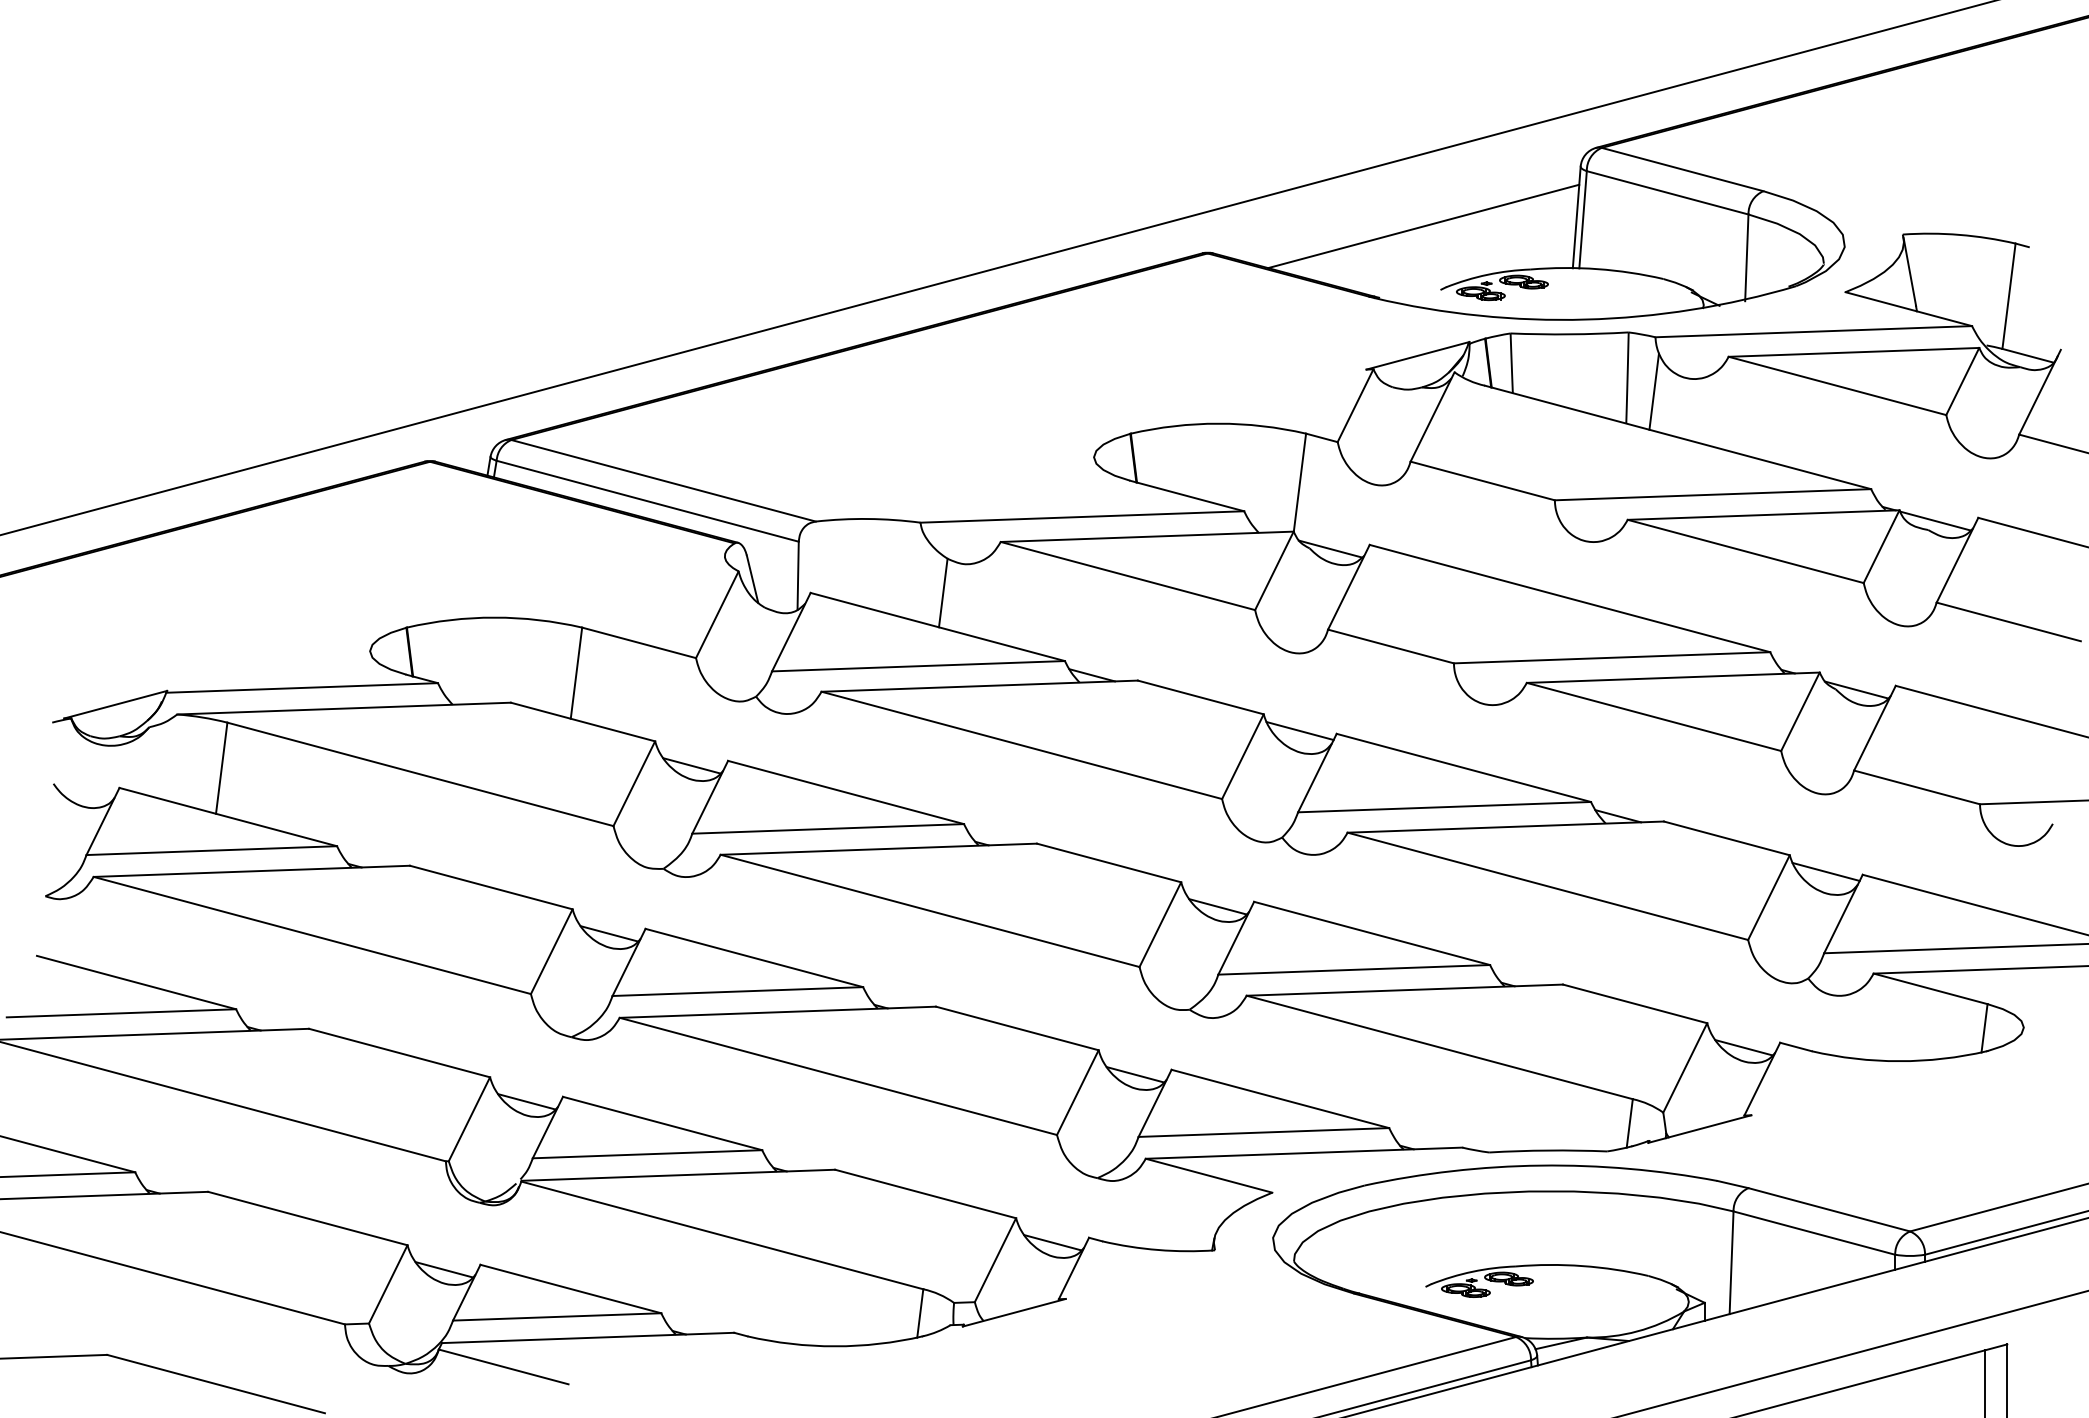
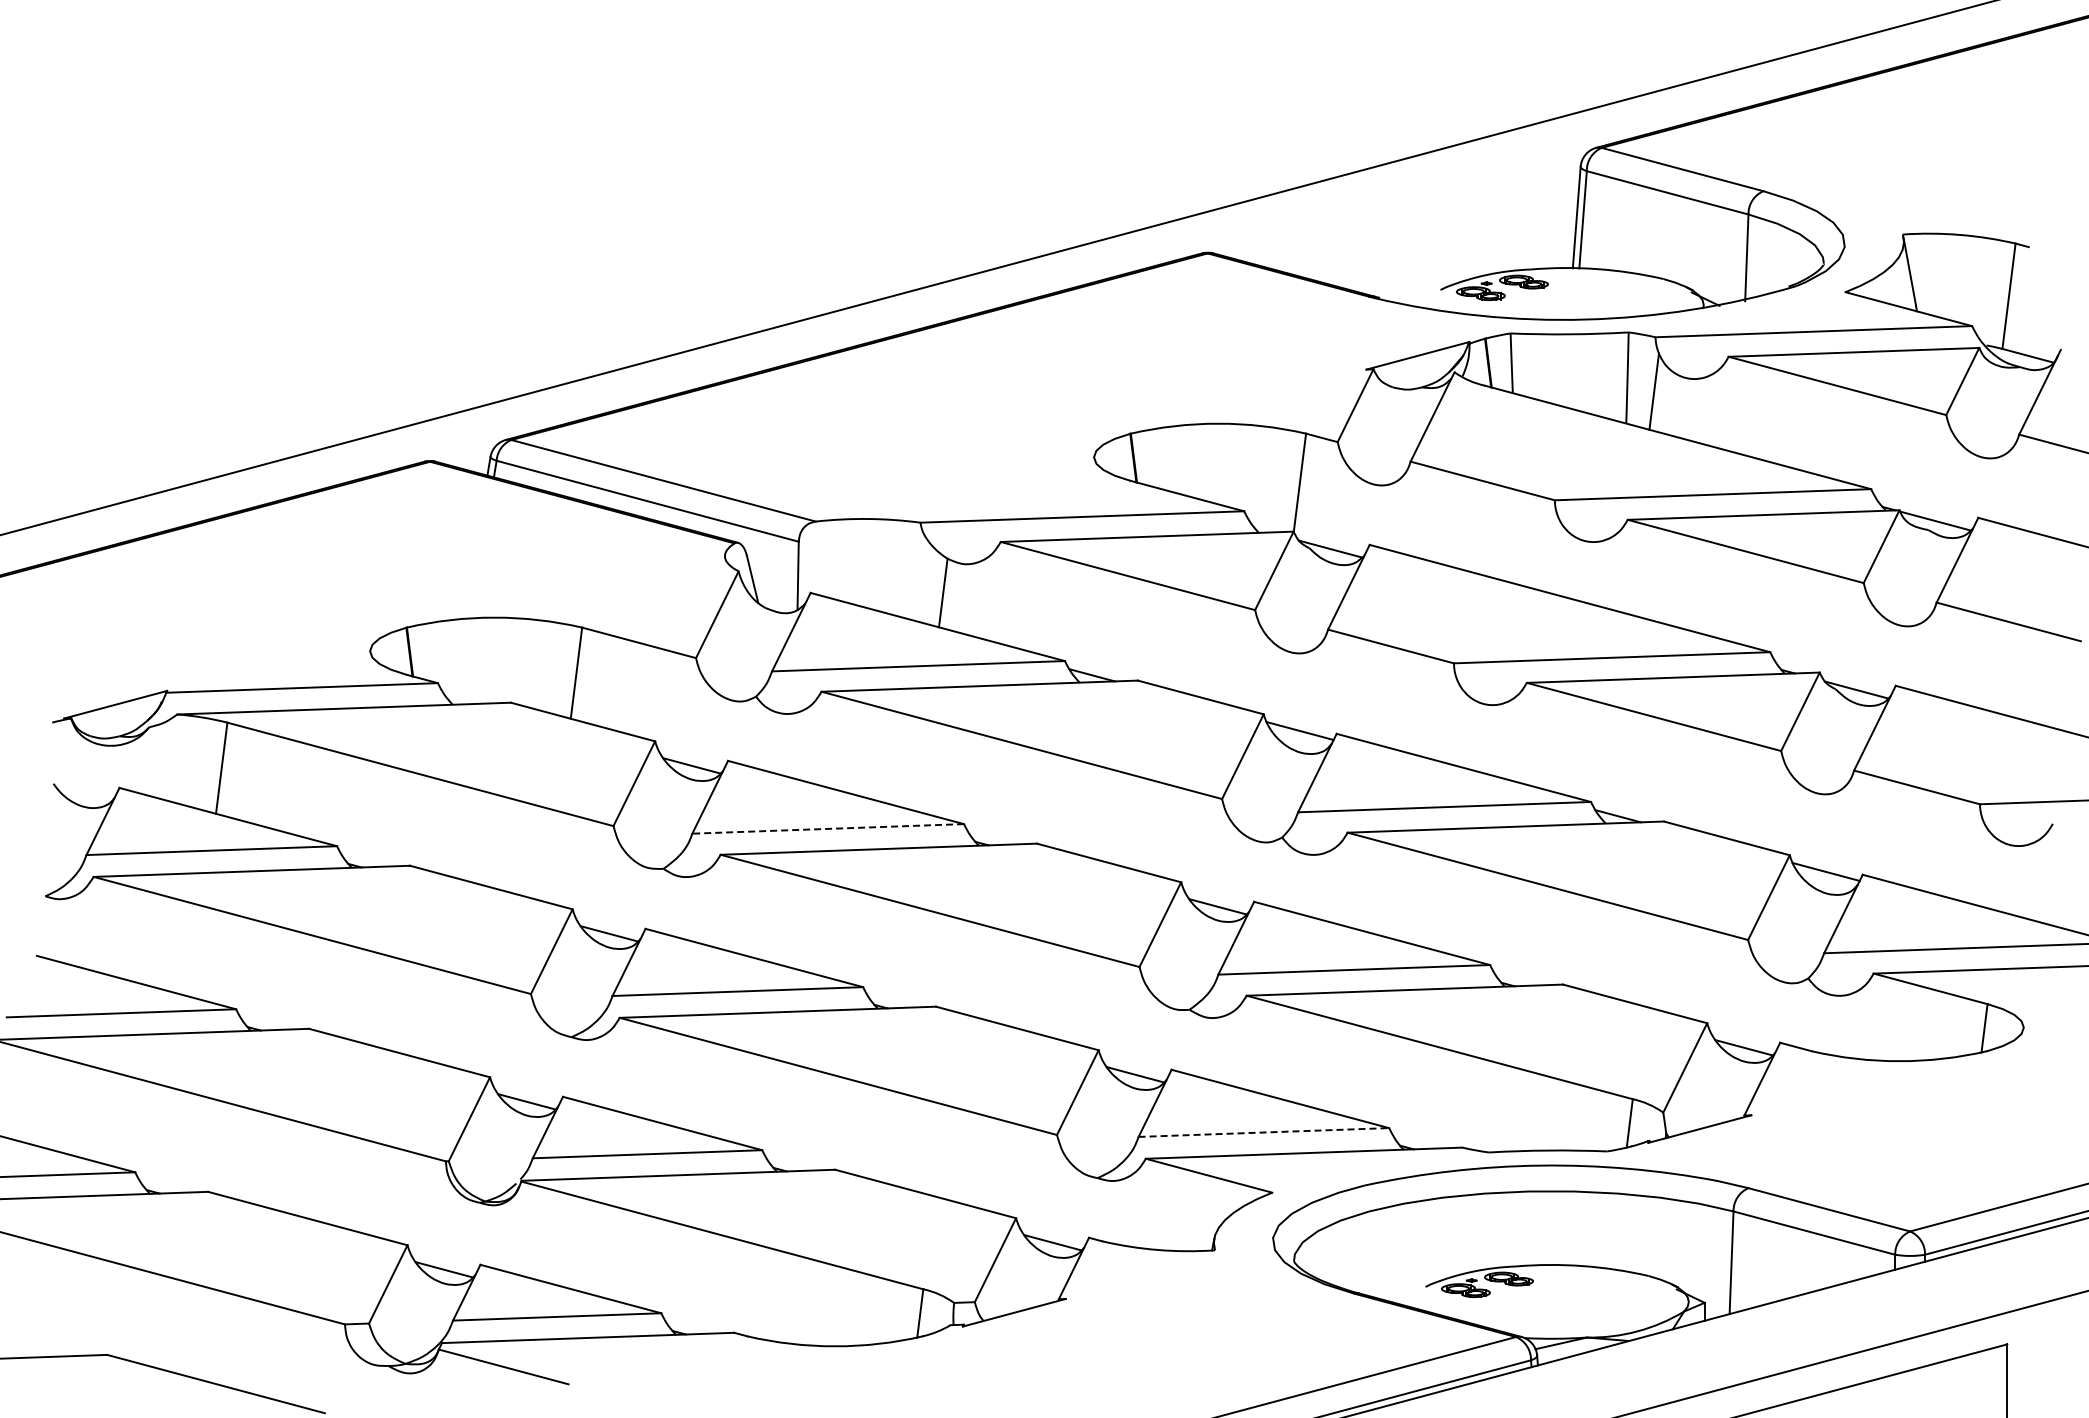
line: present -> none (1423, 226)
line: solid -> dashed (828, 828)
line: solid -> dashed (1264, 1132)
line: present -> none (1984, 1382)
